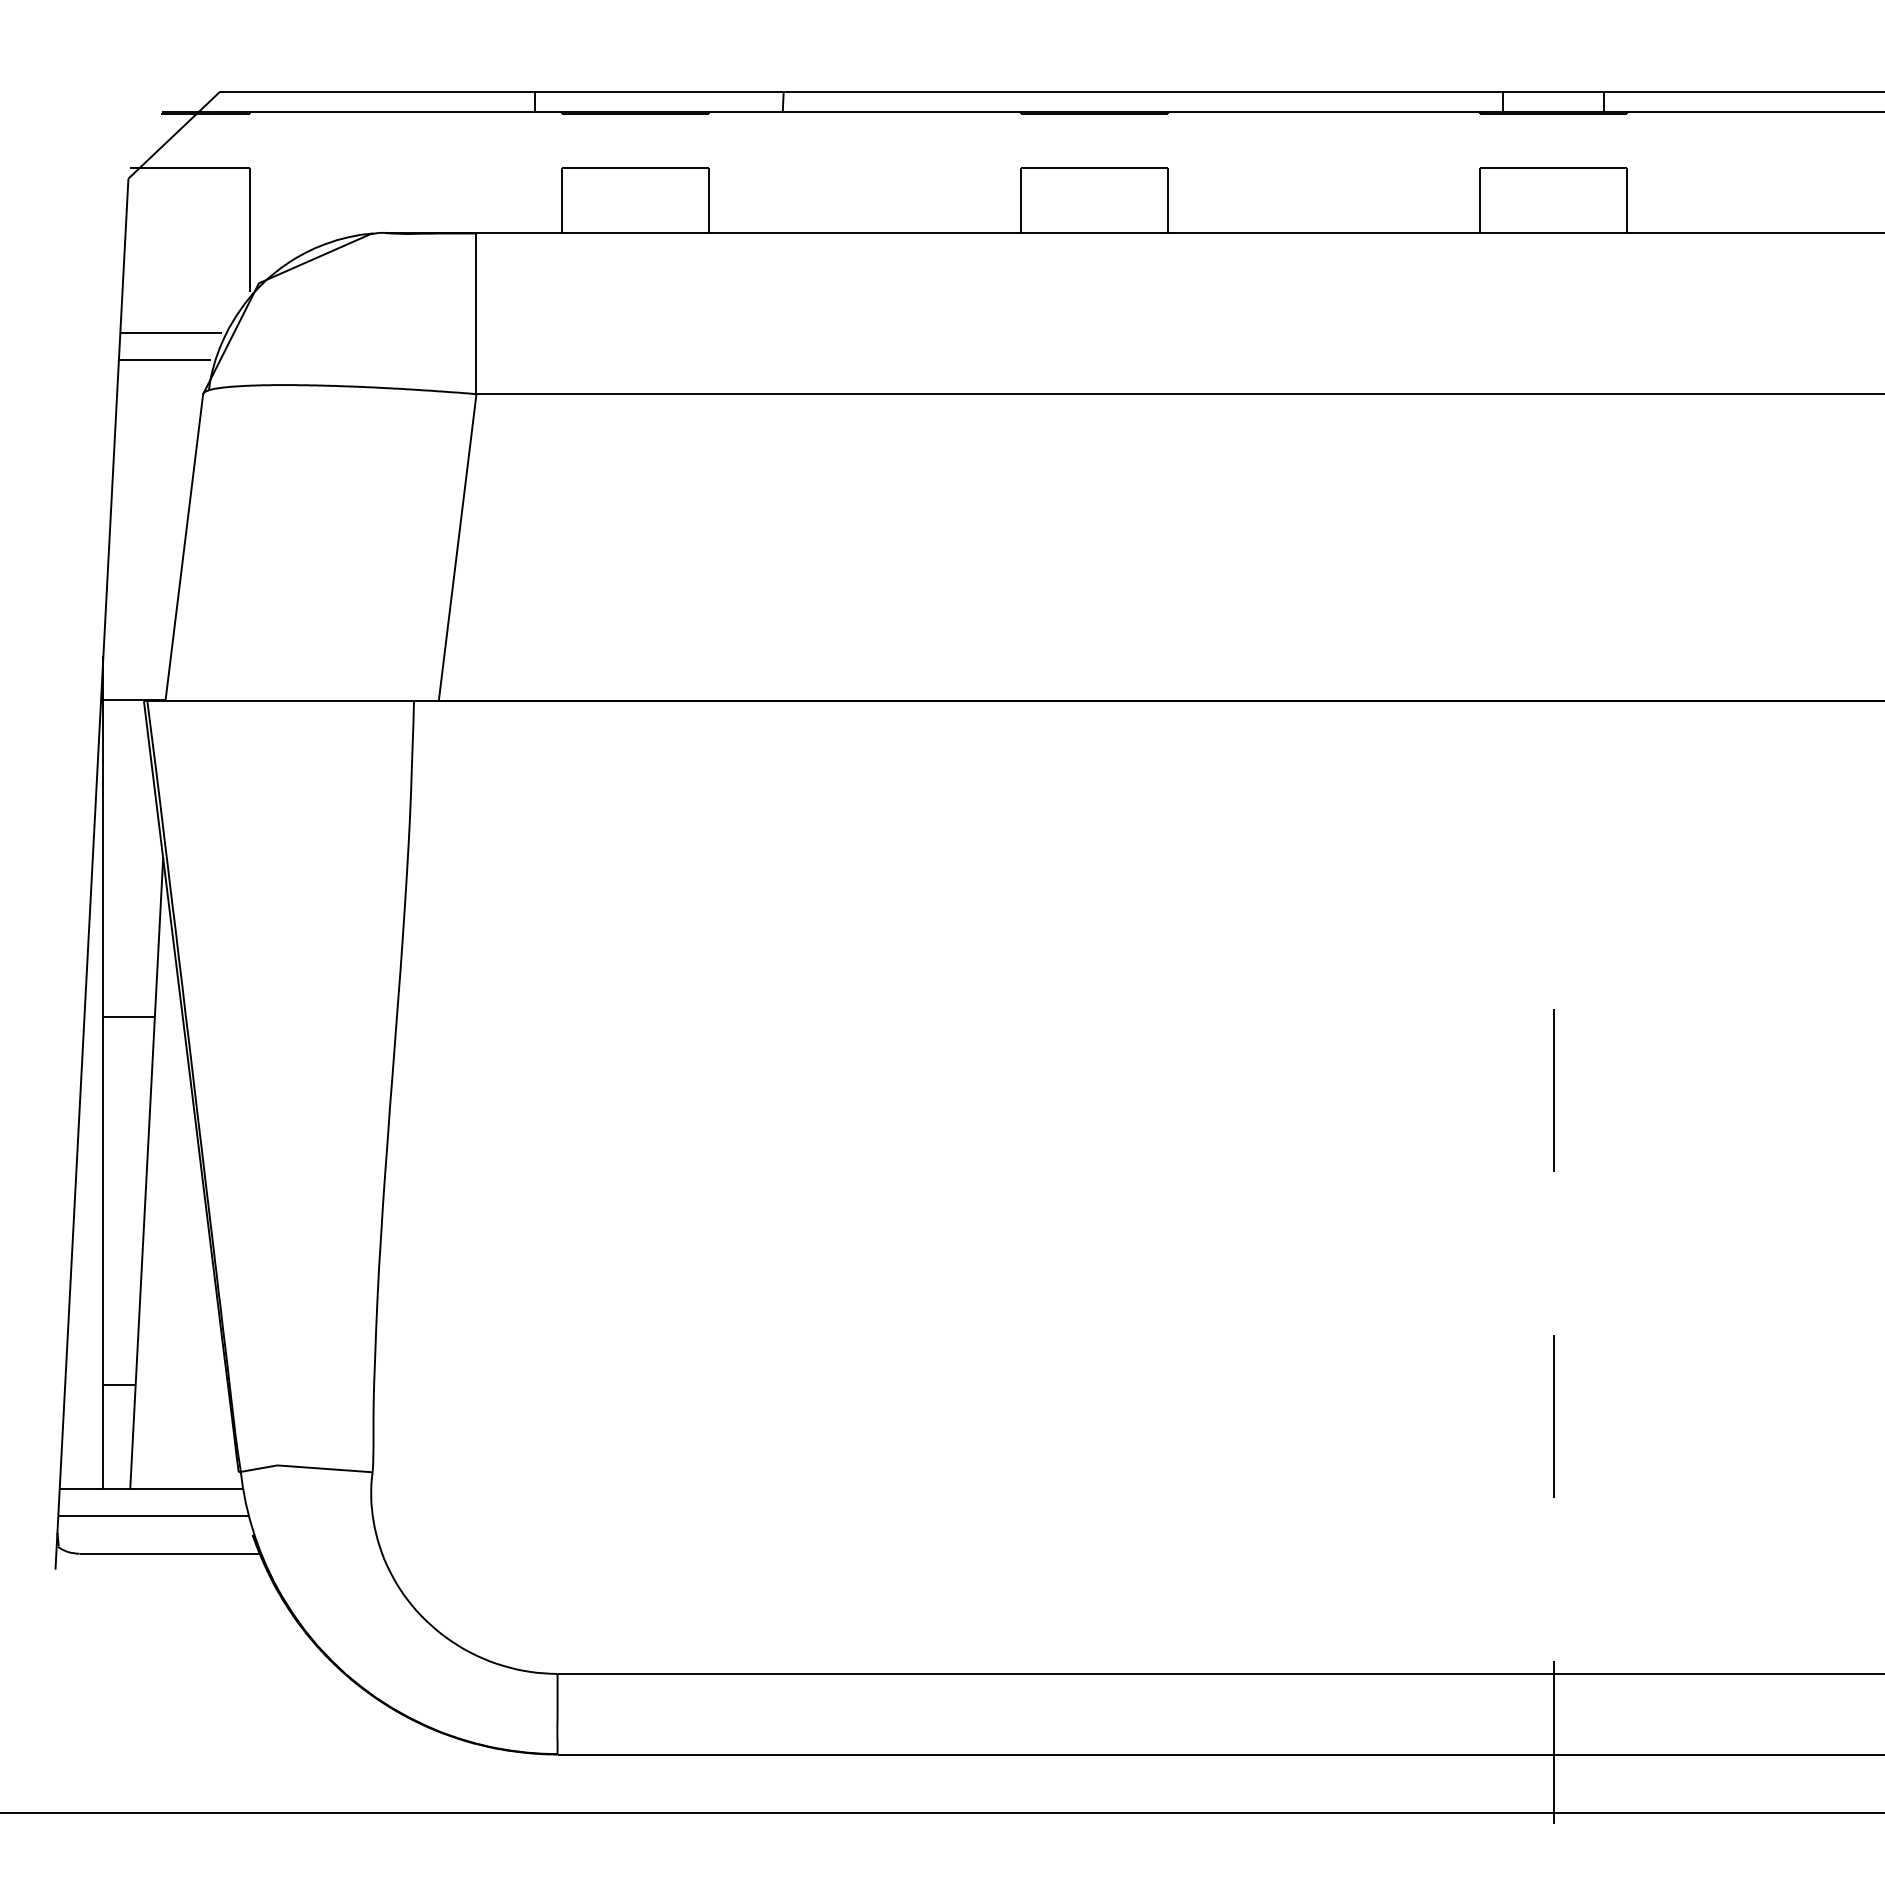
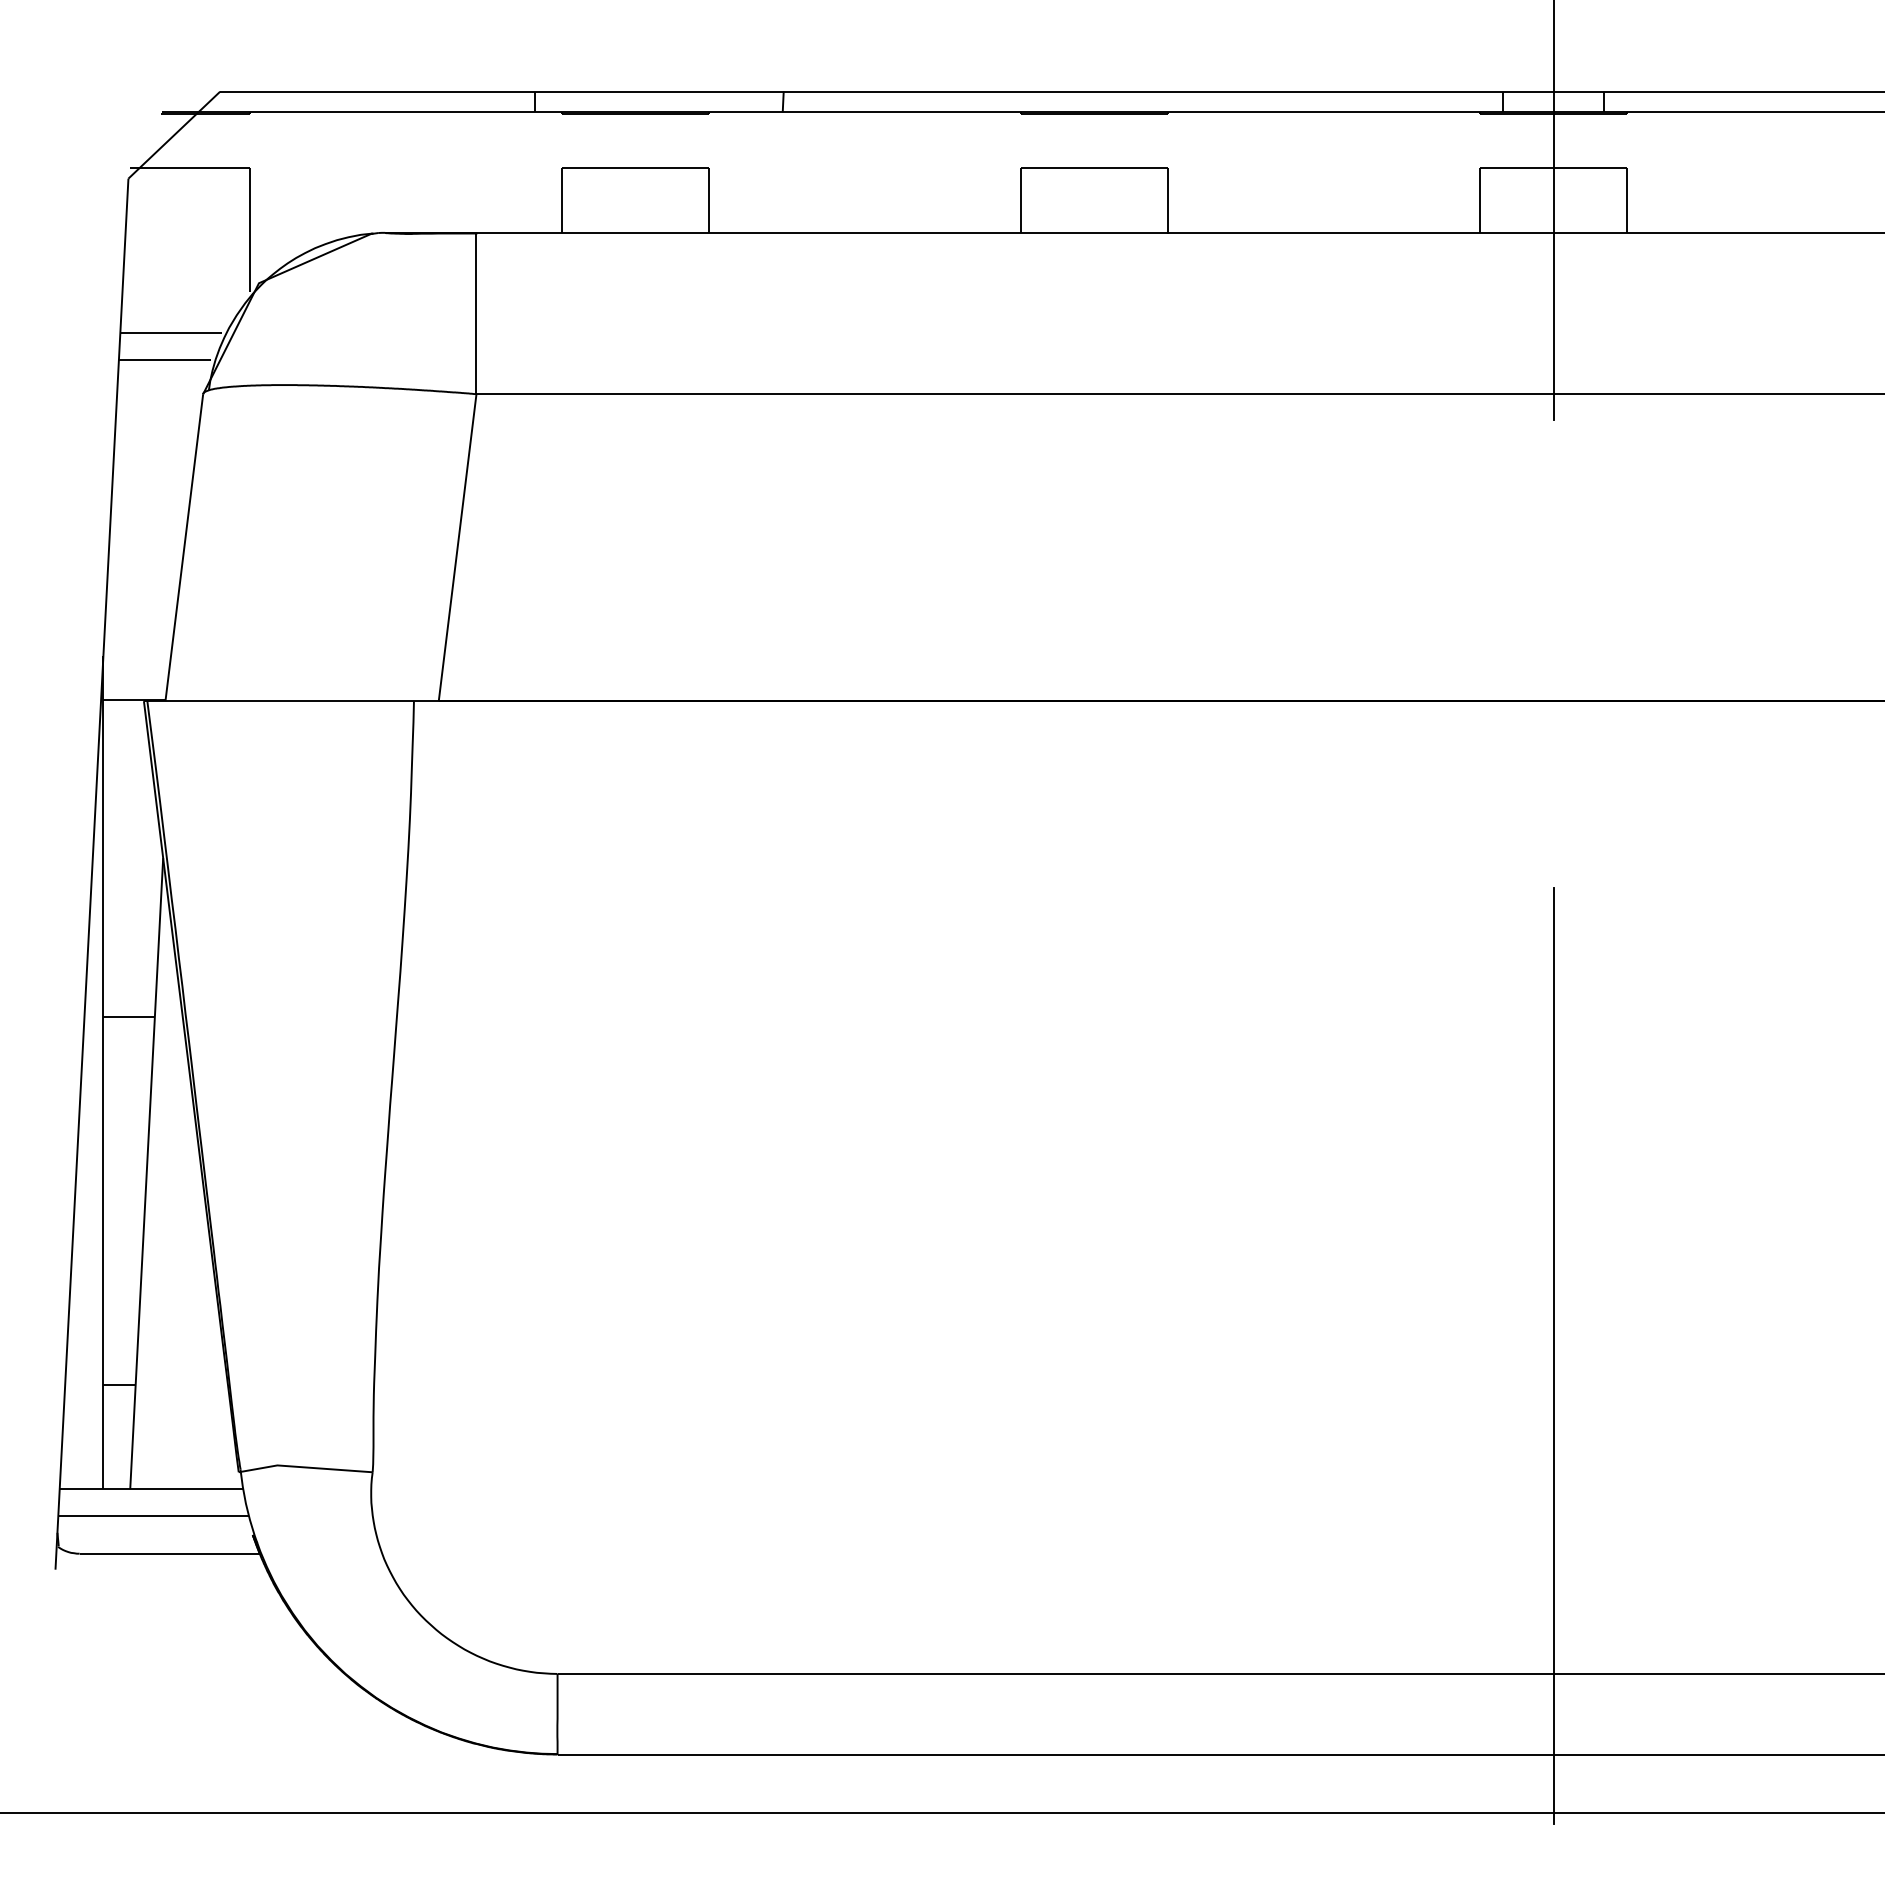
line: none -> present (1553, 211)
line: dashed -> solid (1553, 1355)
